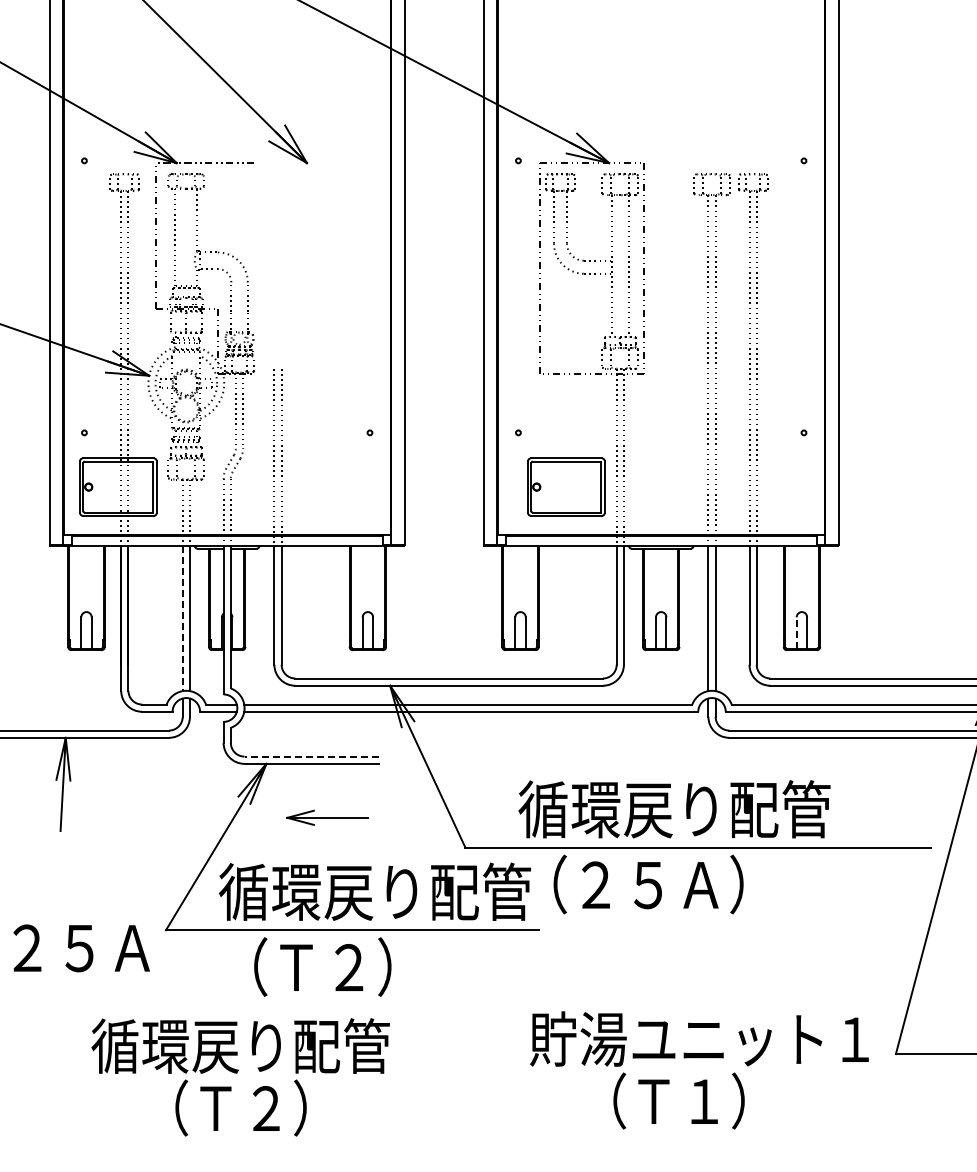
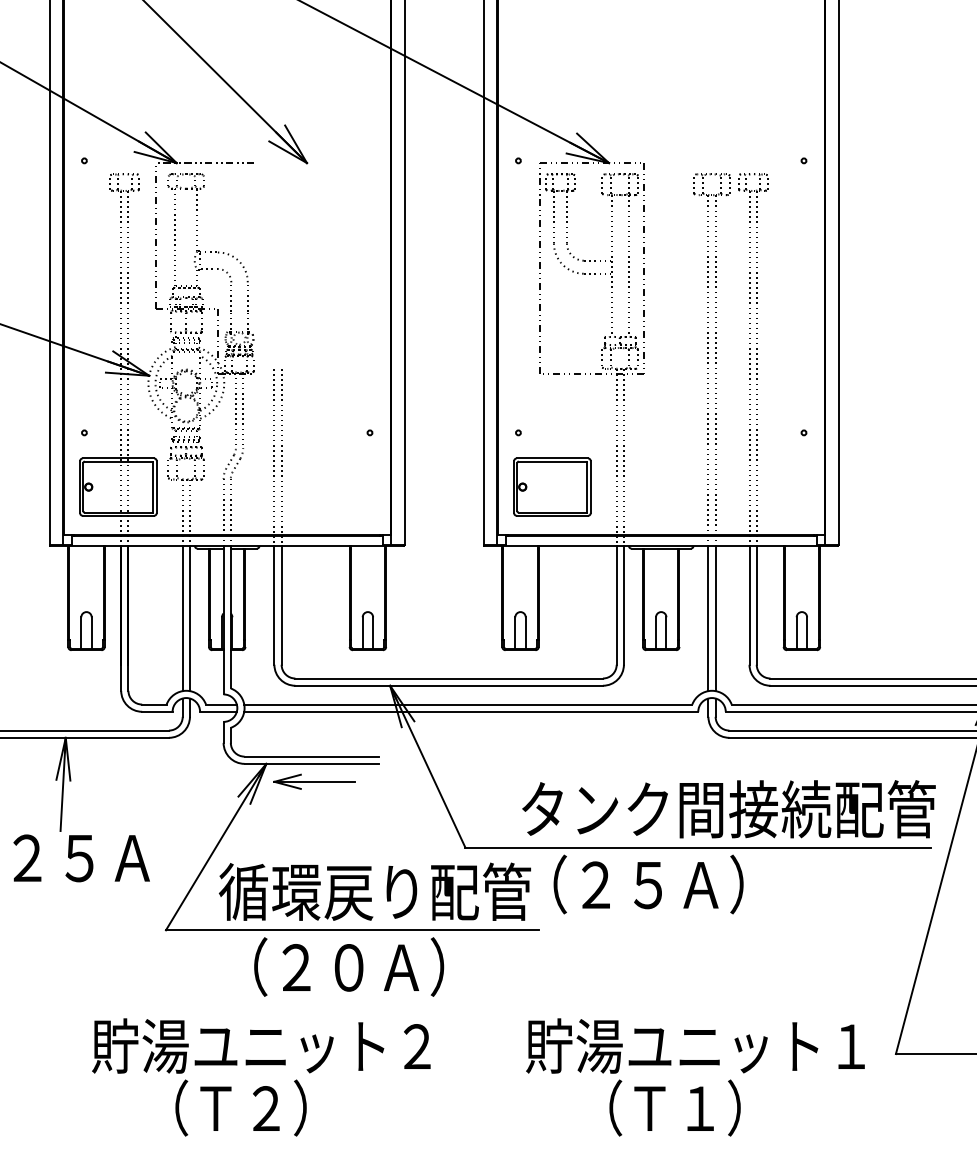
part position: (566, 486) -> (552, 486) (552, 486)
line: dashed -> solid (182, 618)
line: dashed -> solid (796, 632)
line: dashed -> solid (311, 756)
text: 循環戻り配管 -> タンク間接続配管 (726, 809)
part position: (327, 817) -> (314, 781) (314, 781)
text position: (81, 948) -> (81, 858) (81, 858)
text: （Ｔ２） -> （２０Ａ） (362, 966)
text: 循環戻り配管 -> 貯湯ユニット２ (260, 1045)
text position: (699, 1070) -> (695, 1077) (695, 1077)
